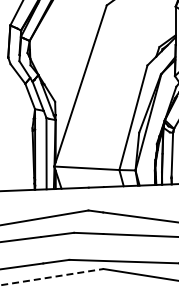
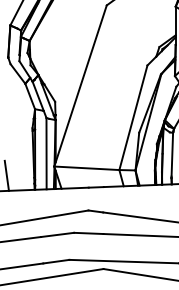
line: none -> present (6, 175)
line: dashed -> solid (52, 277)
